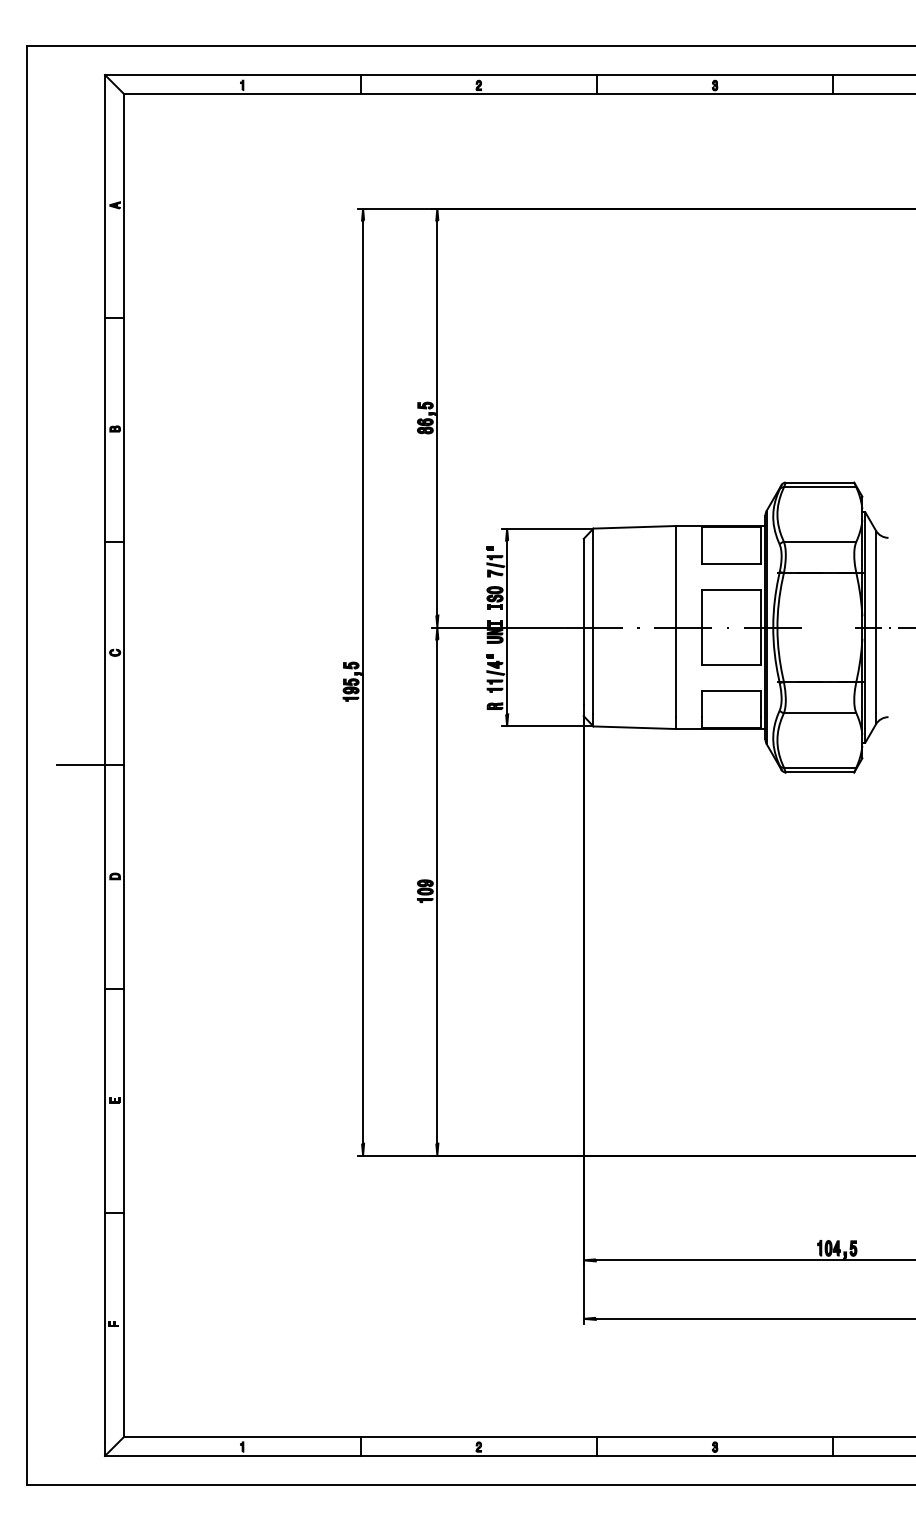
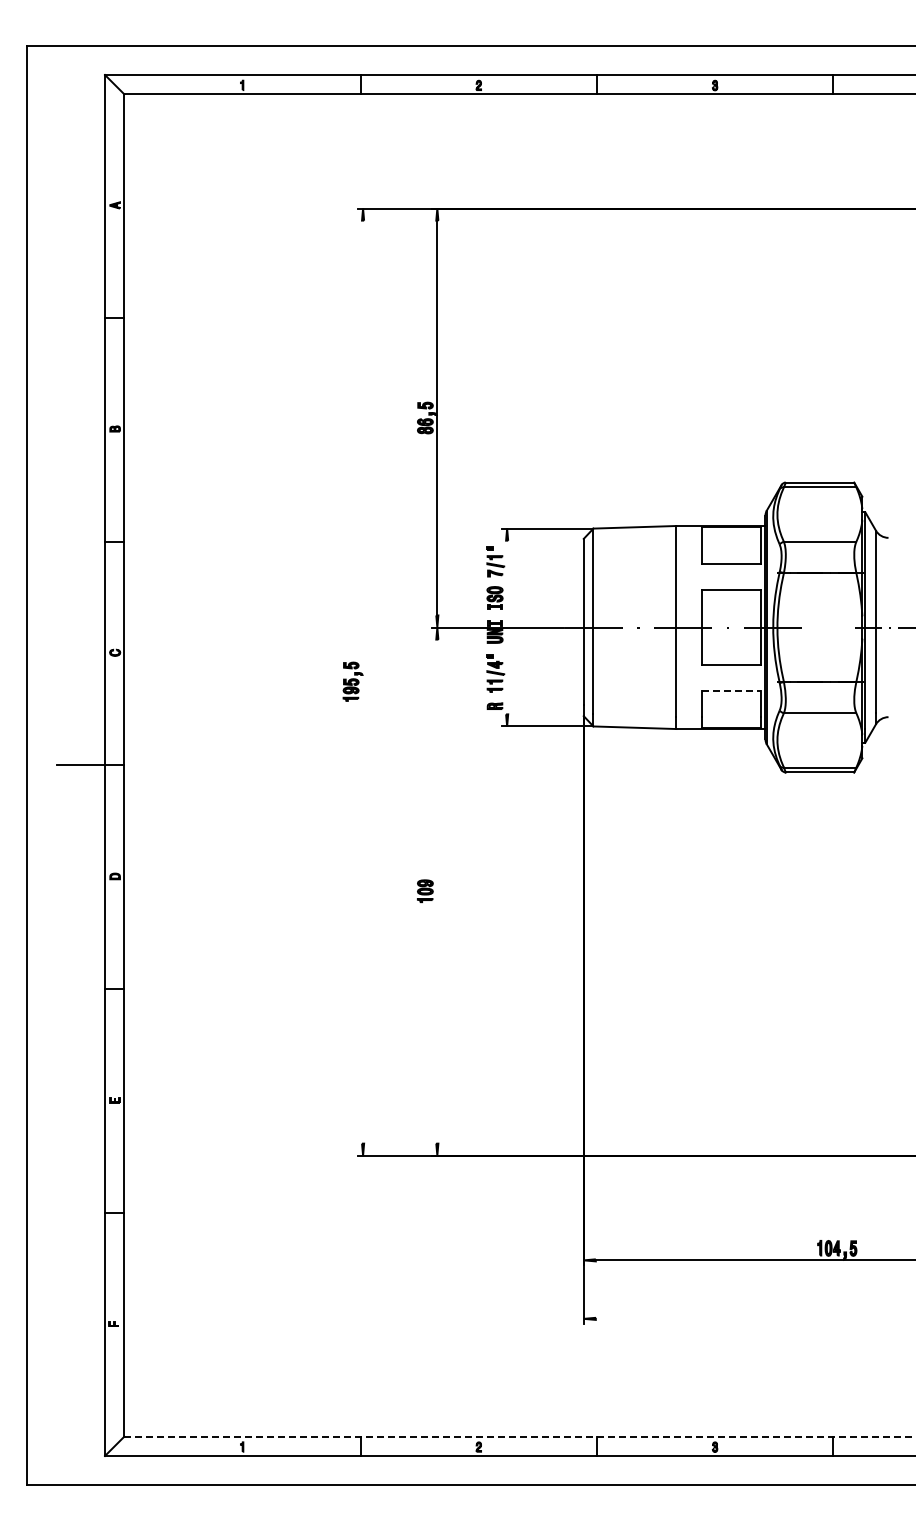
line: present -> none (507, 627)
line: present -> none (363, 681)
line: solid -> dashed (732, 690)
line: present -> none (437, 891)
line: present -> none (753, 1318)
line: solid -> dashed (520, 1436)
